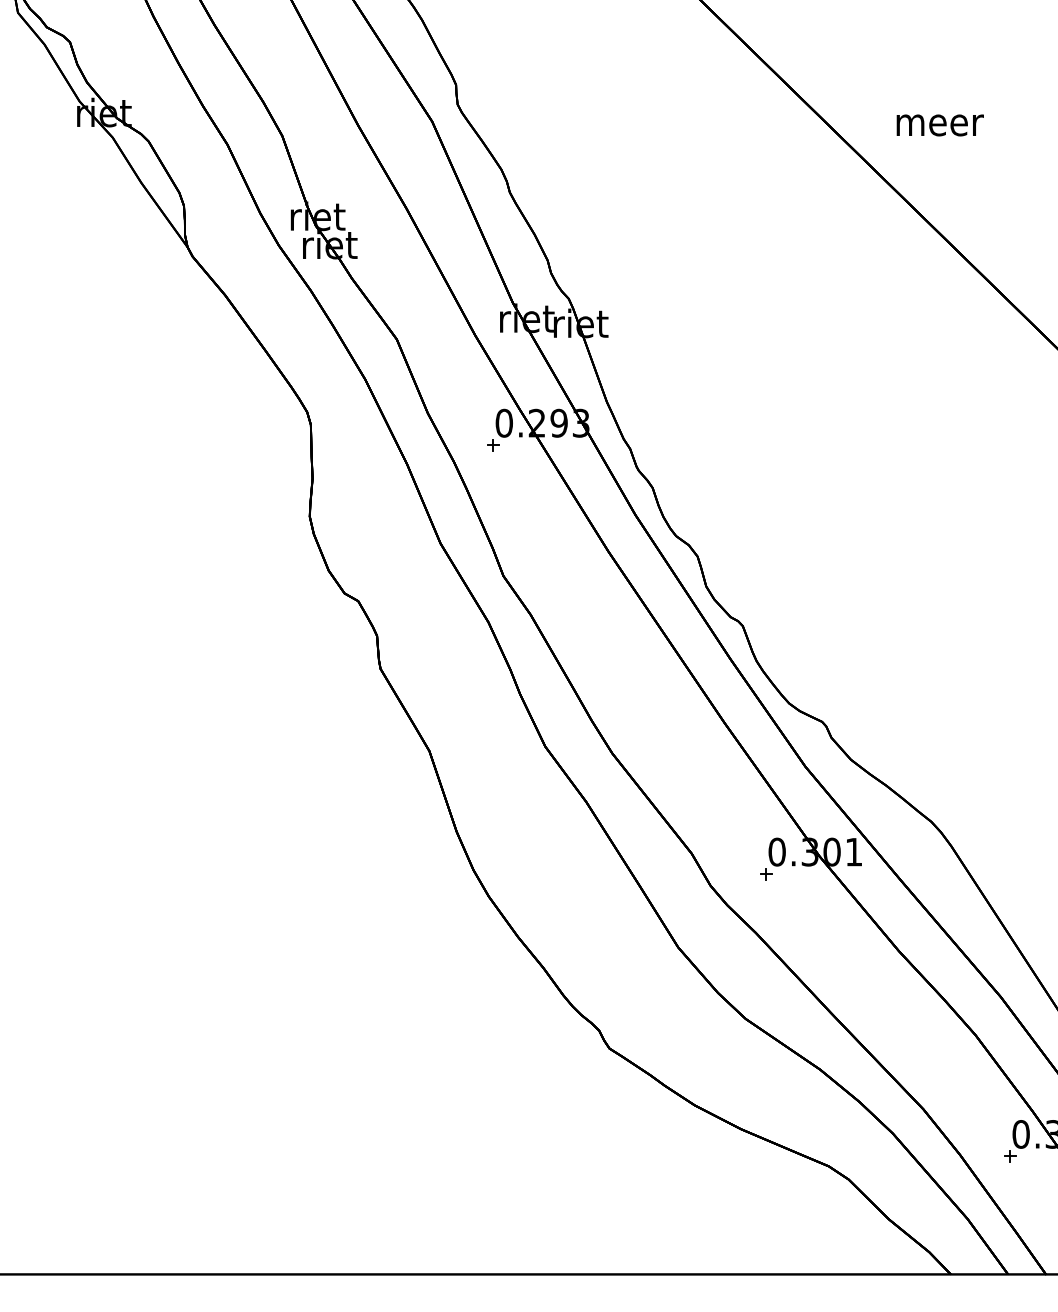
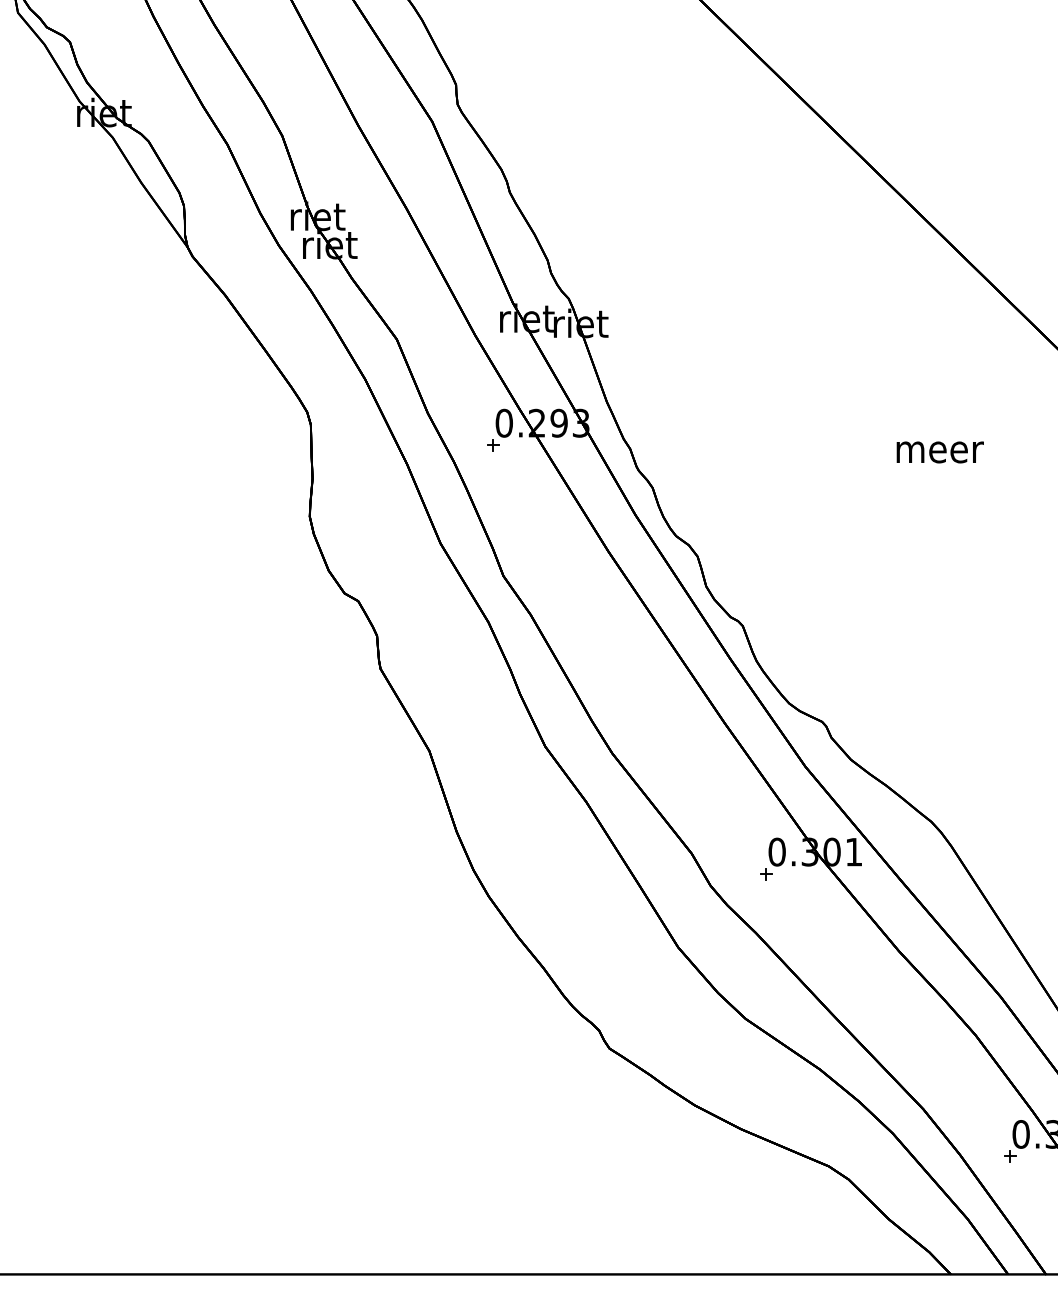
text position: (939, 125) -> (939, 452) (939, 452)
